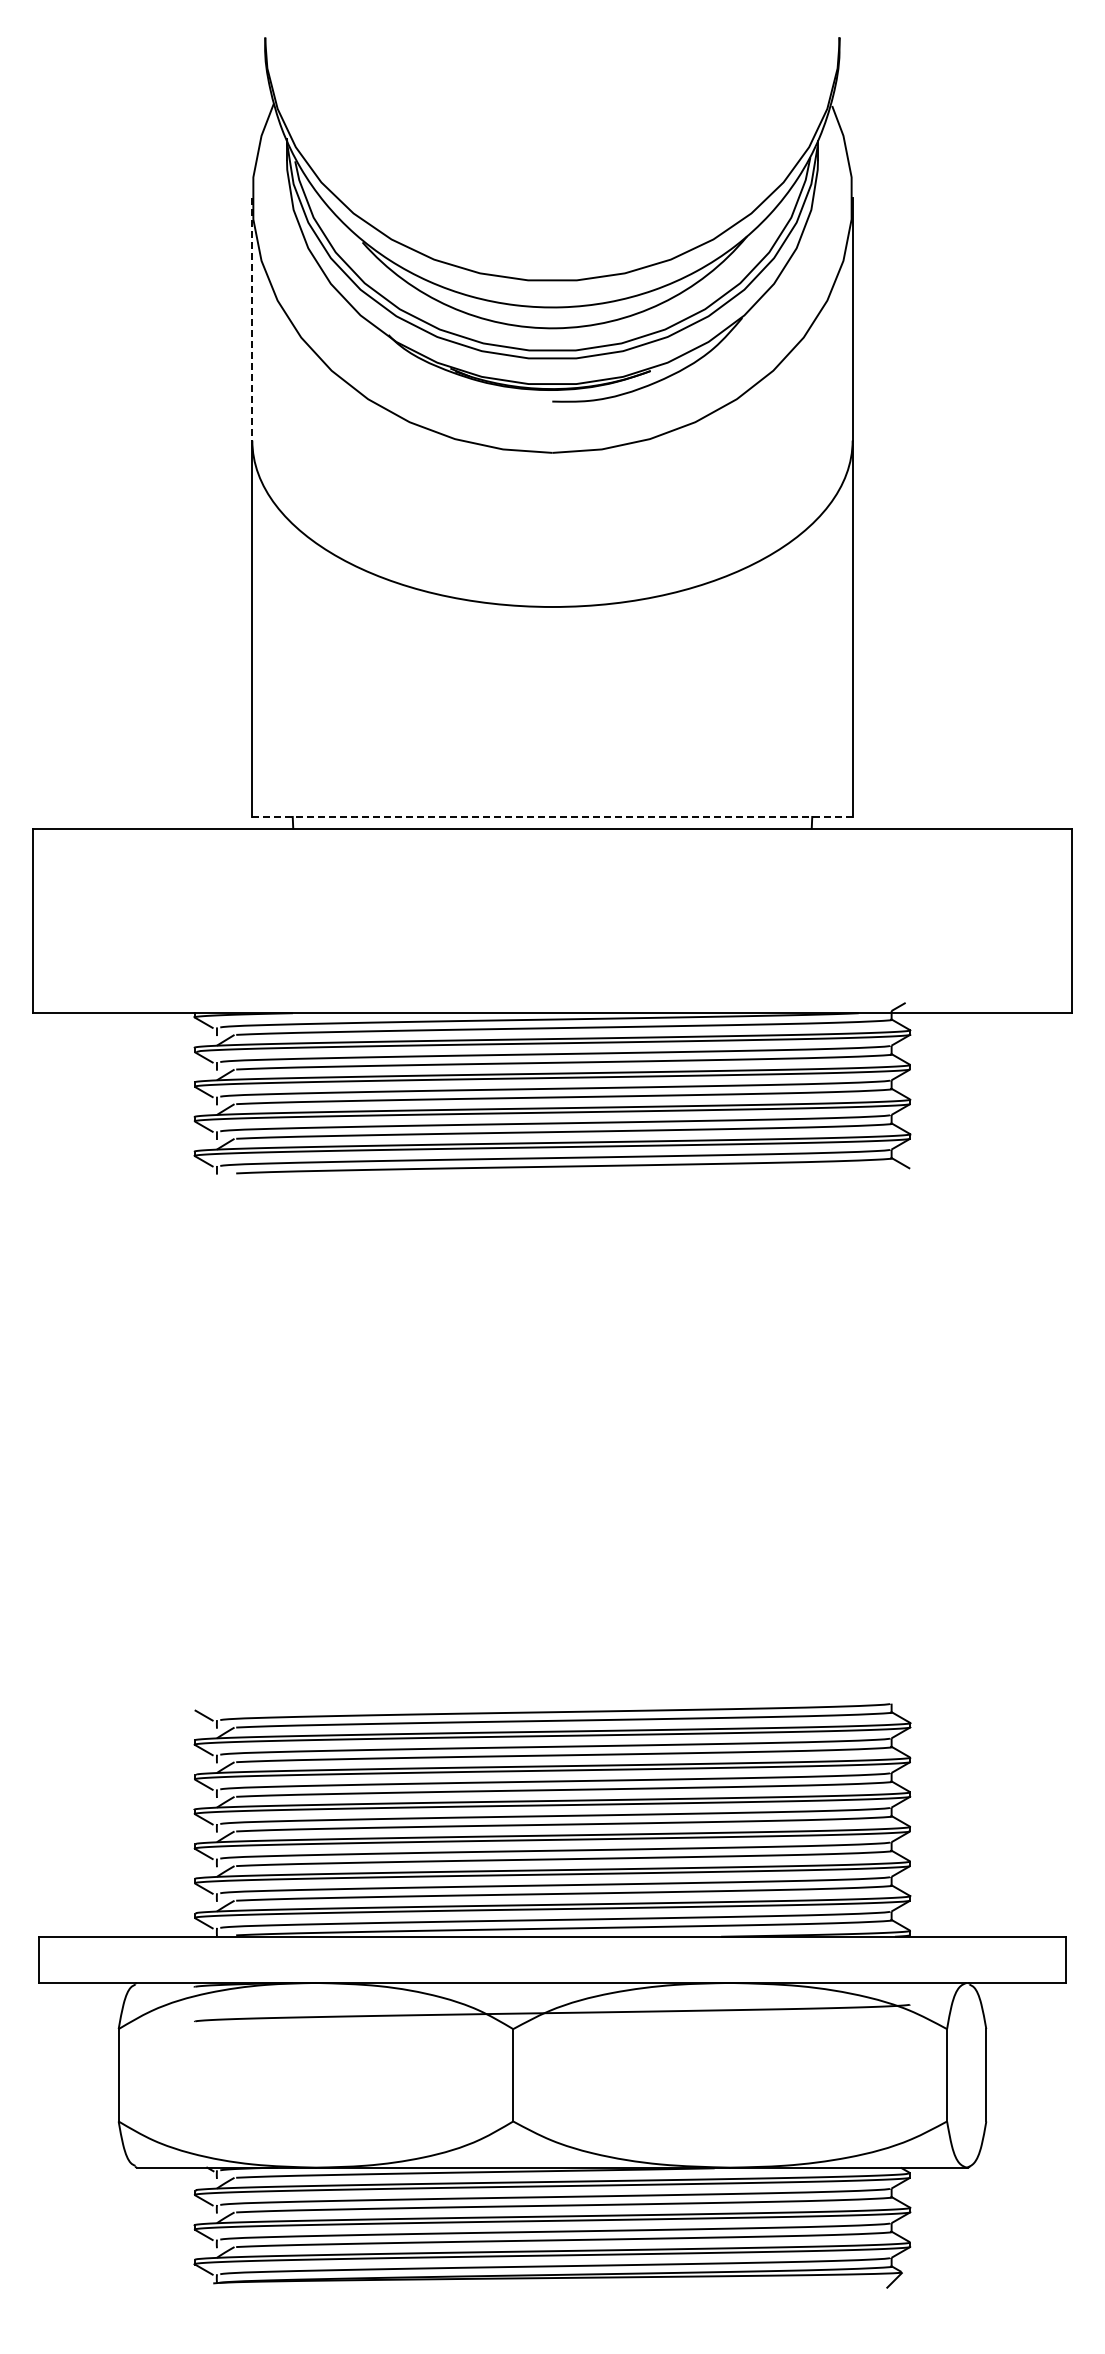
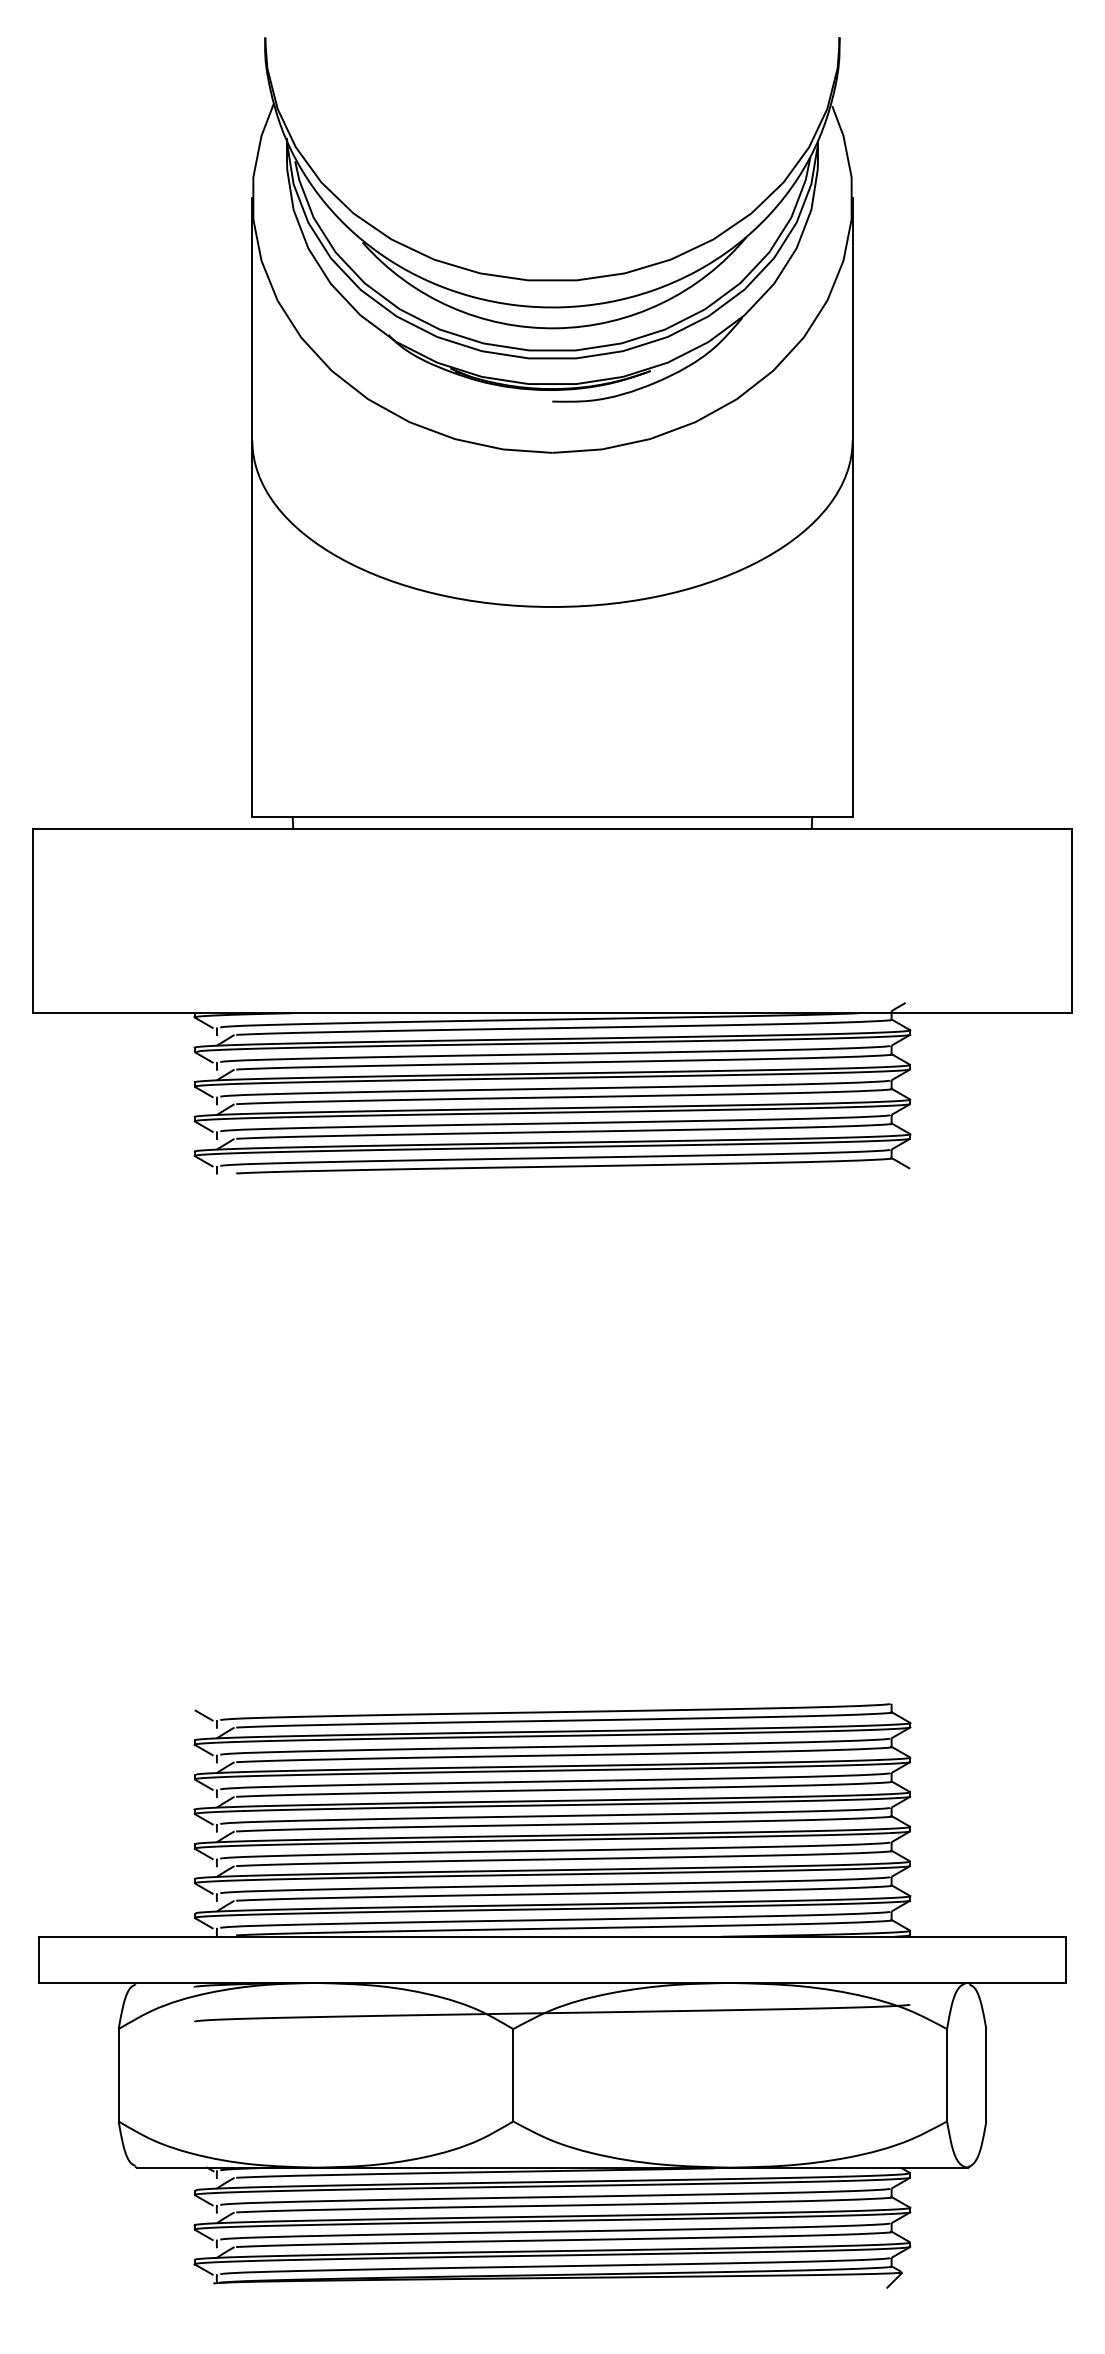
line: dashed -> solid (252, 319)
line: dashed -> solid (551, 816)
